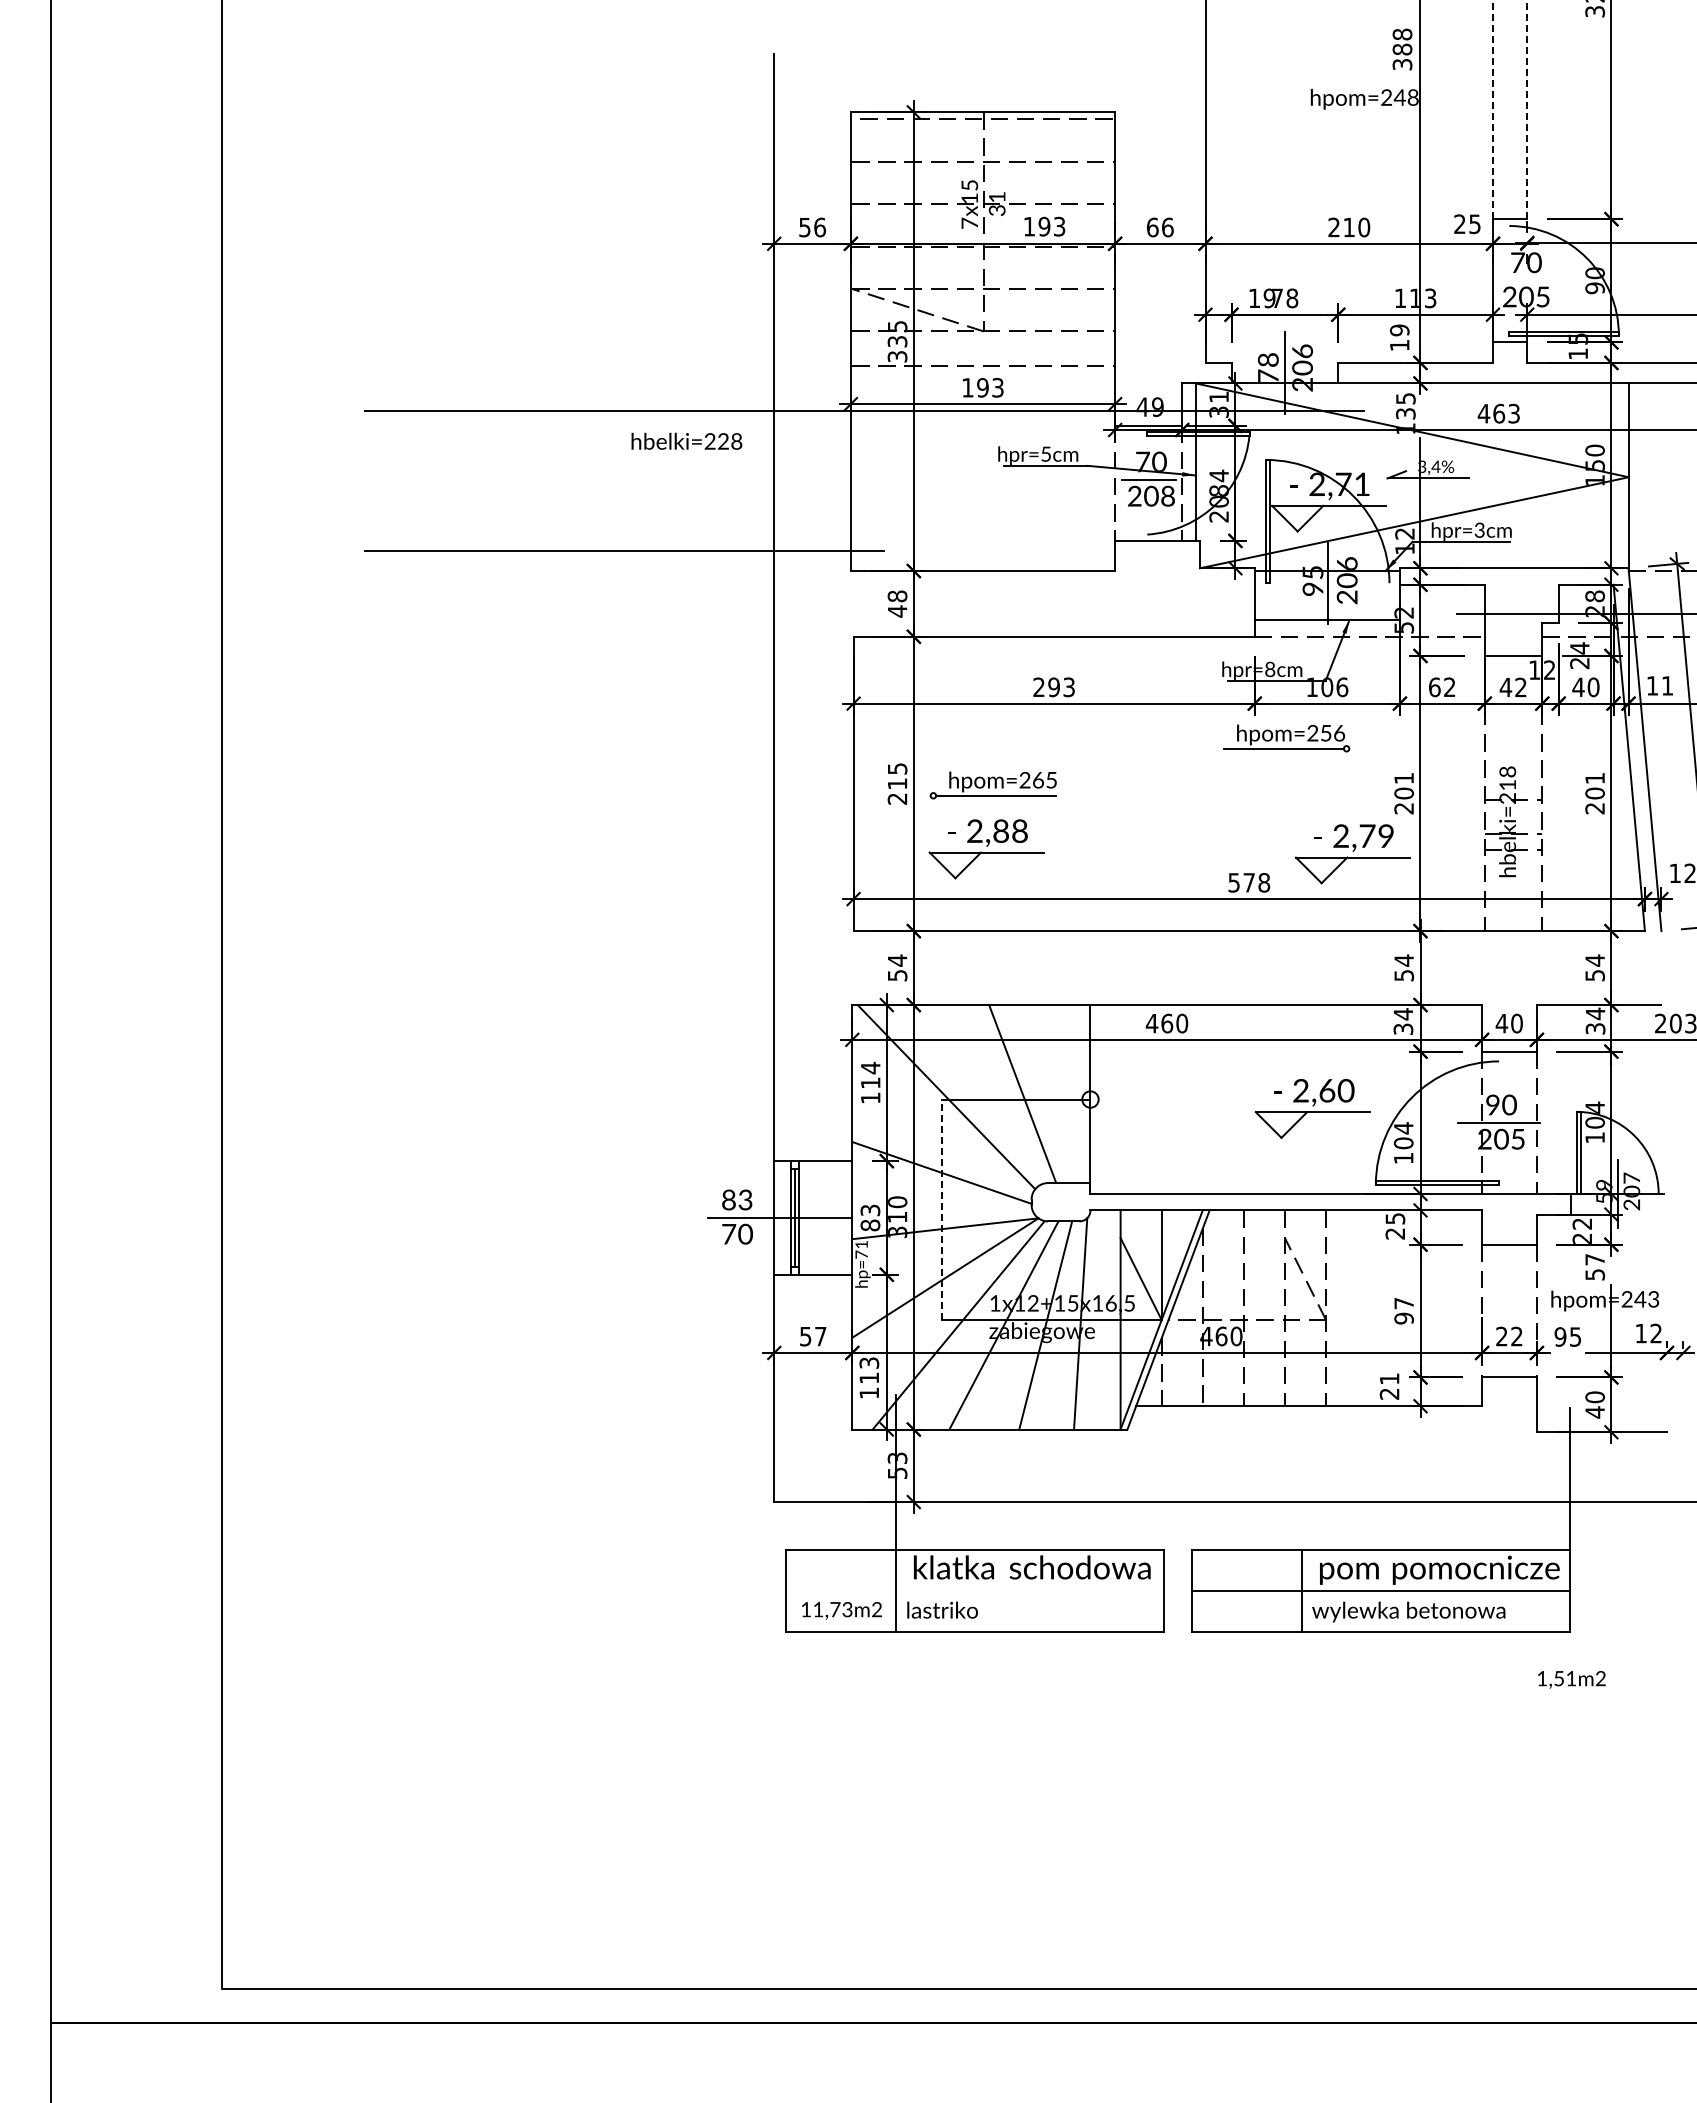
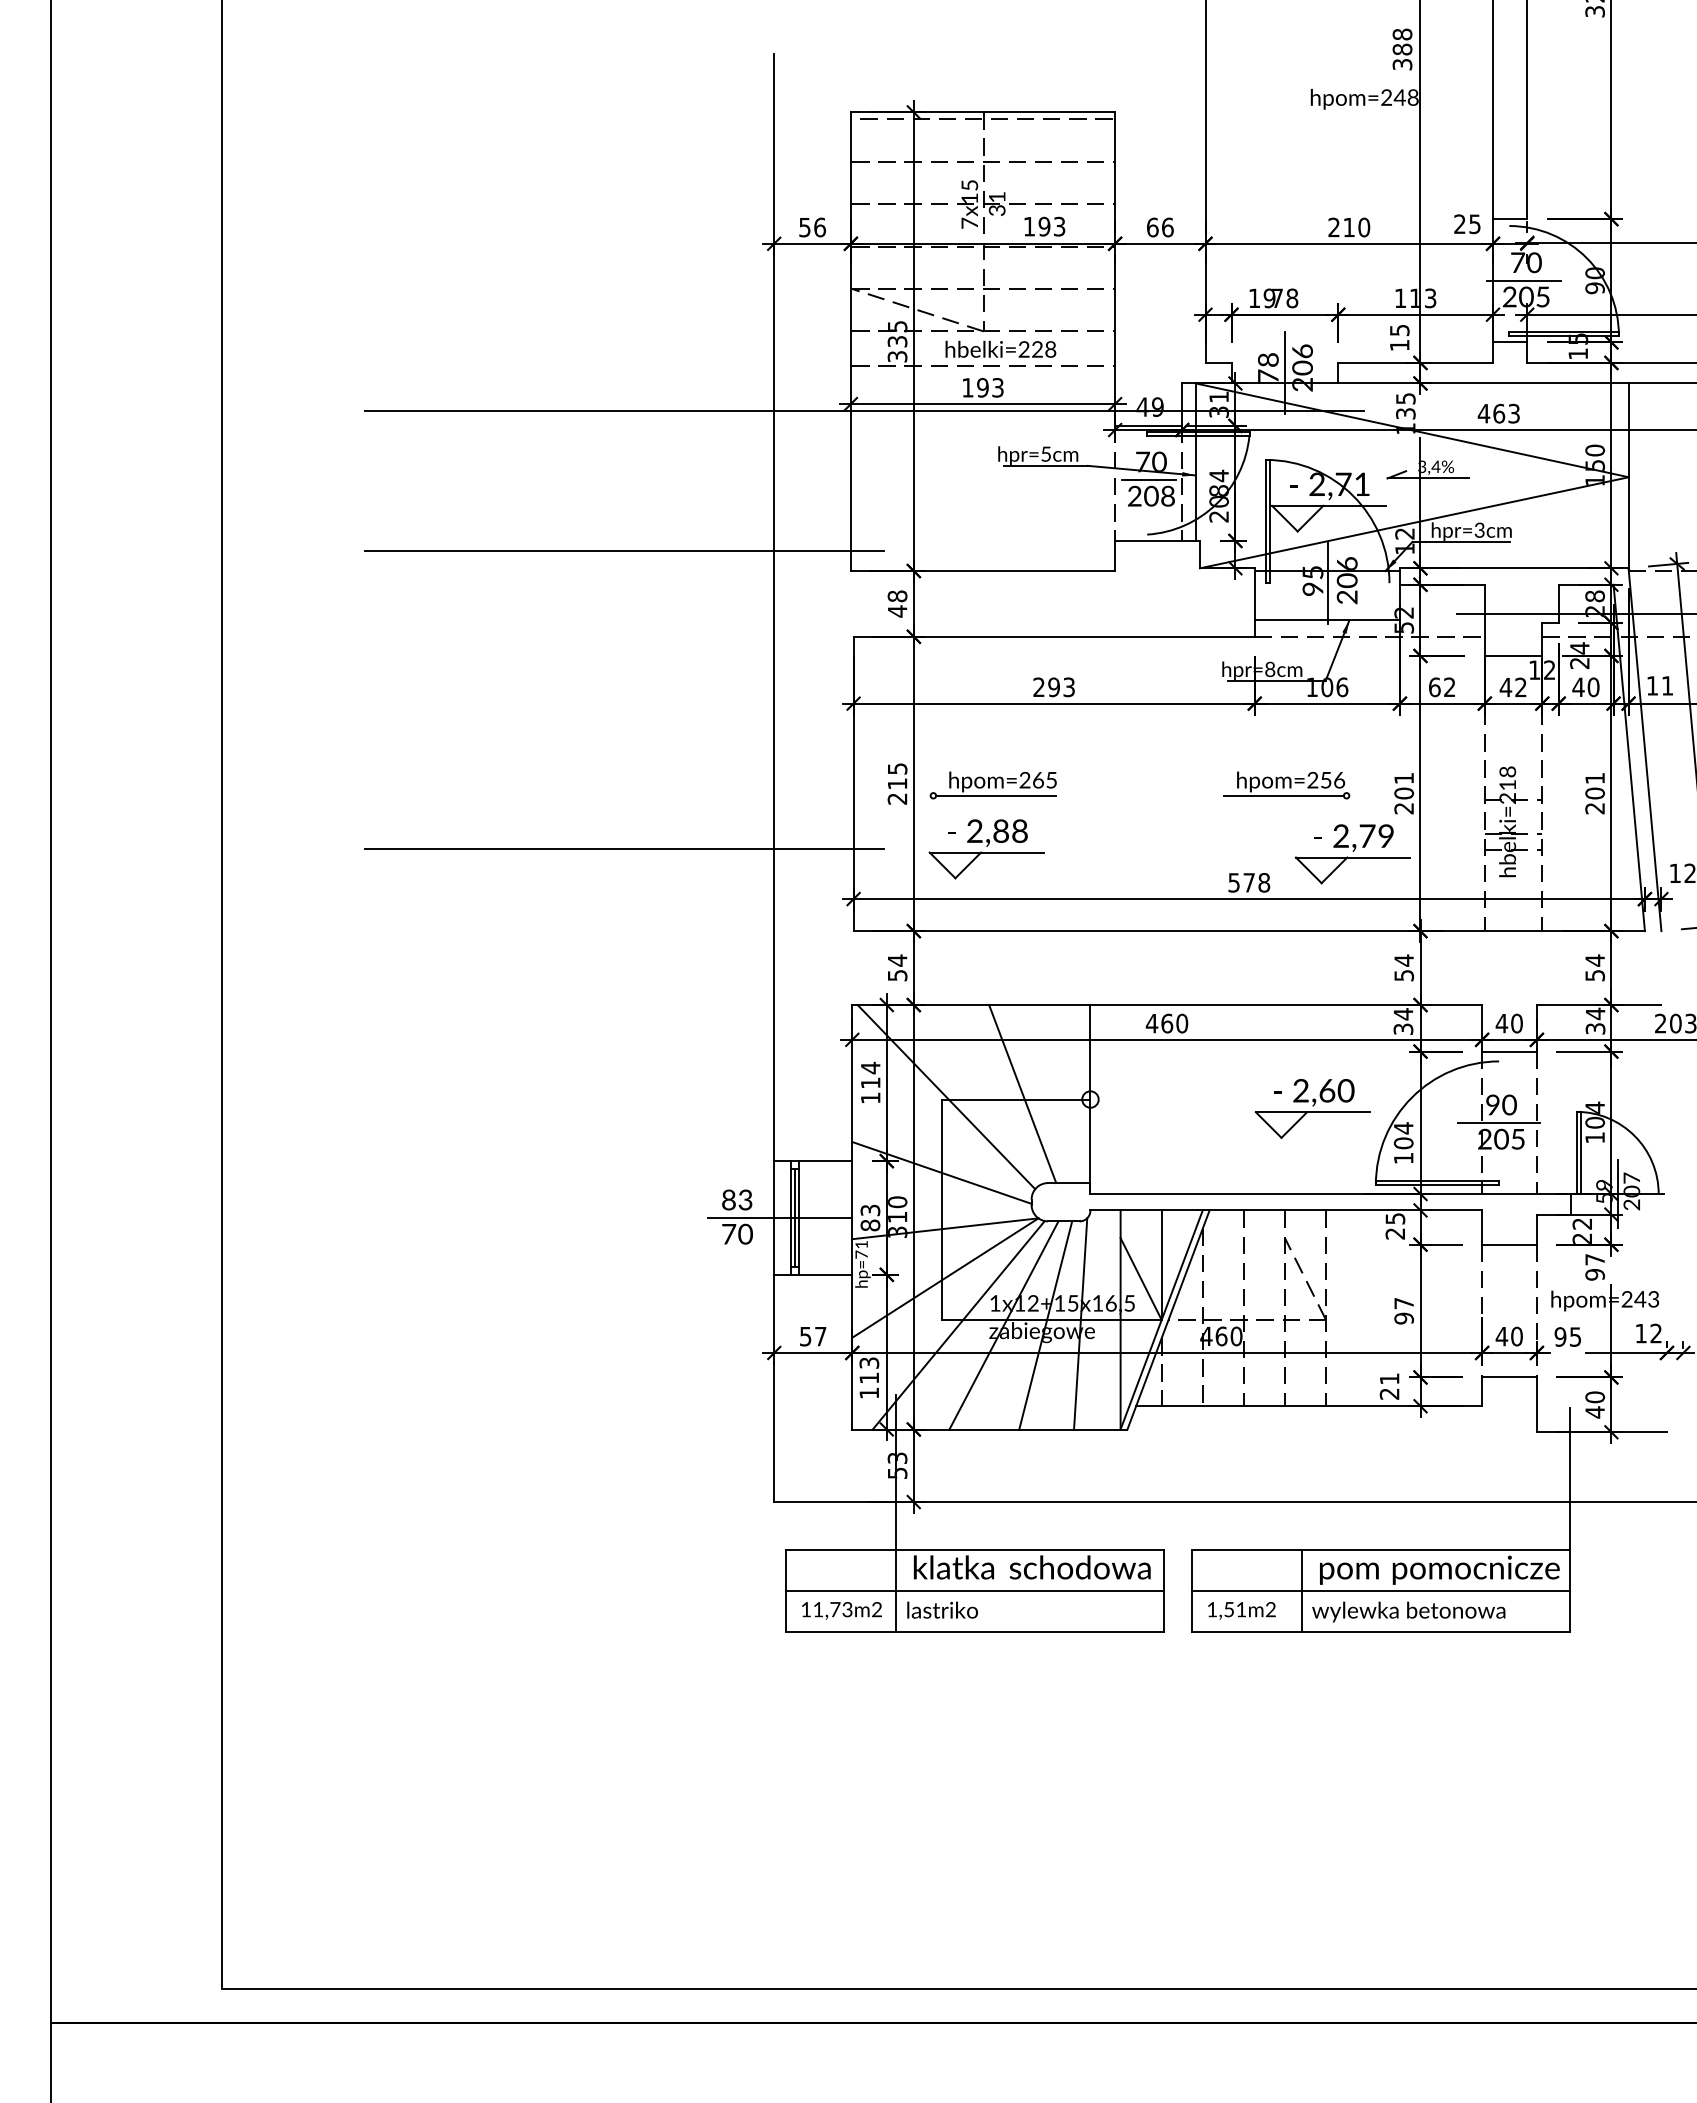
line: dashed -> solid (1493, 109)
line: dashed -> solid (1527, 109)
line: none -> present (1523, 280)
text: 19 -> 15 (1399, 330)
text position: (686, 440) -> (1000, 348) (1000, 348)
part position: (1286, 738) -> (1286, 785) (1286, 785)
line: none -> present (624, 848)
line: dashed -> solid (941, 1209)
text: 57 -> 97 (1594, 1274)
text: 22 -> 40 (1508, 1336)
line: none -> present (974, 1590)
text position: (1571, 1679) -> (1241, 1610) (1241, 1610)
